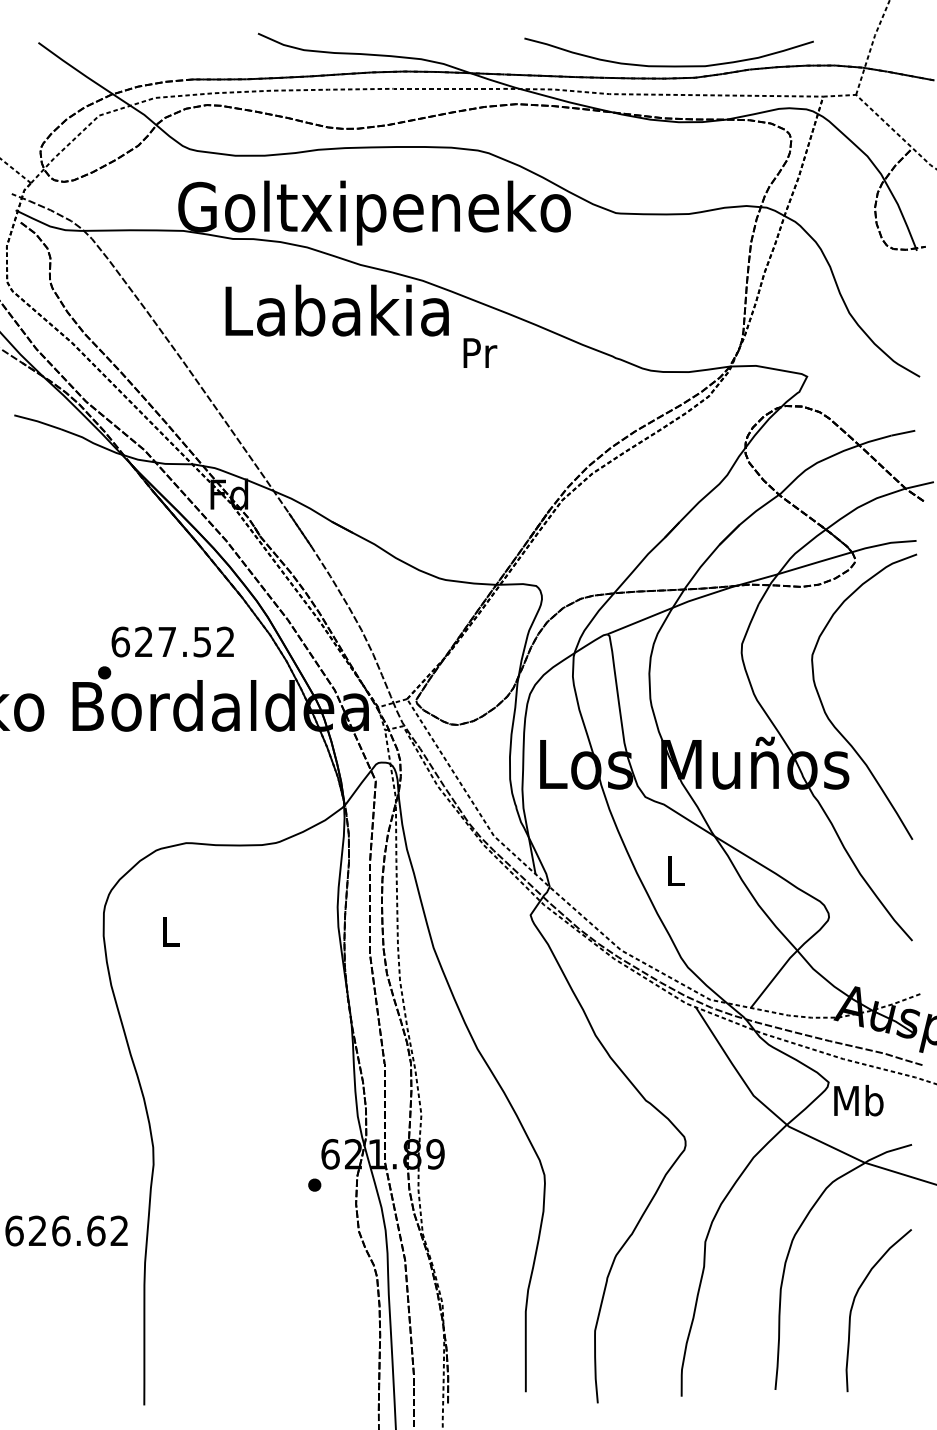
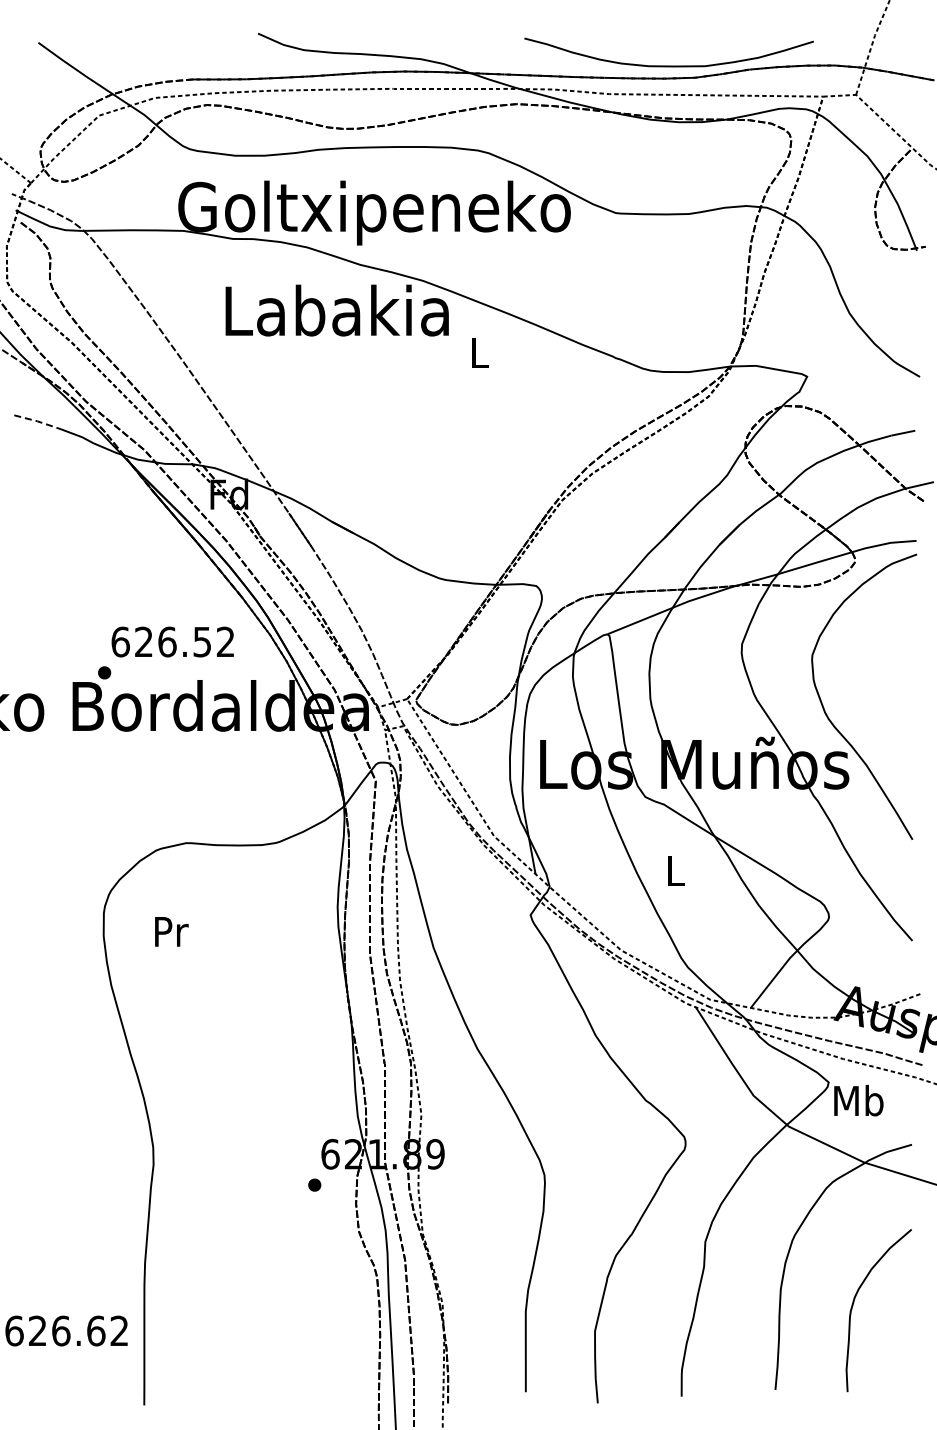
text: Pr -> L (480, 352)
line: solid -> dashed (37, 421)
text: 627.52 -> 626.52 (167, 641)
text: L -> Pr (171, 931)
text position: (66, 1230) -> (66, 1330) (66, 1330)
